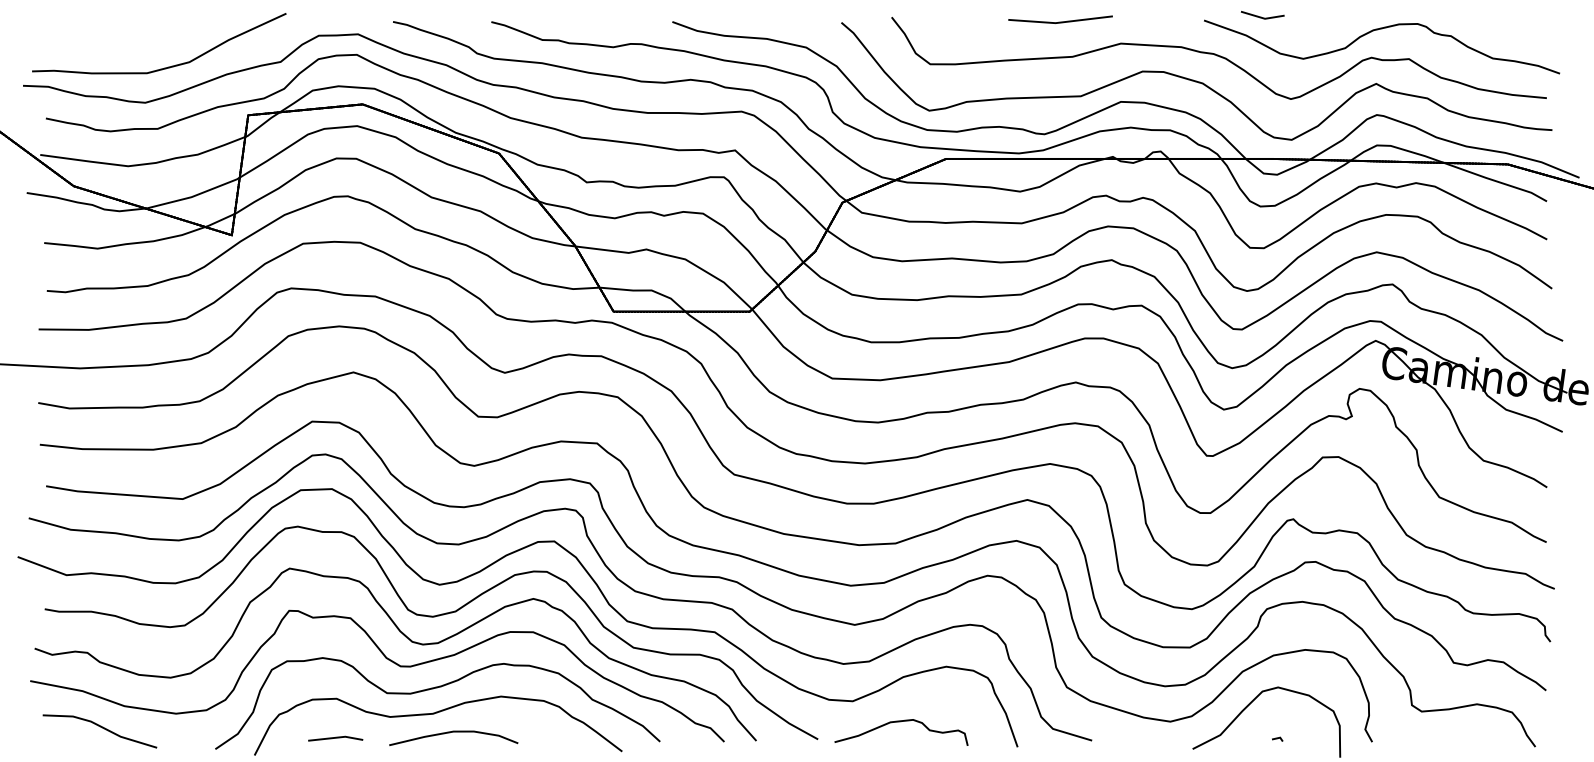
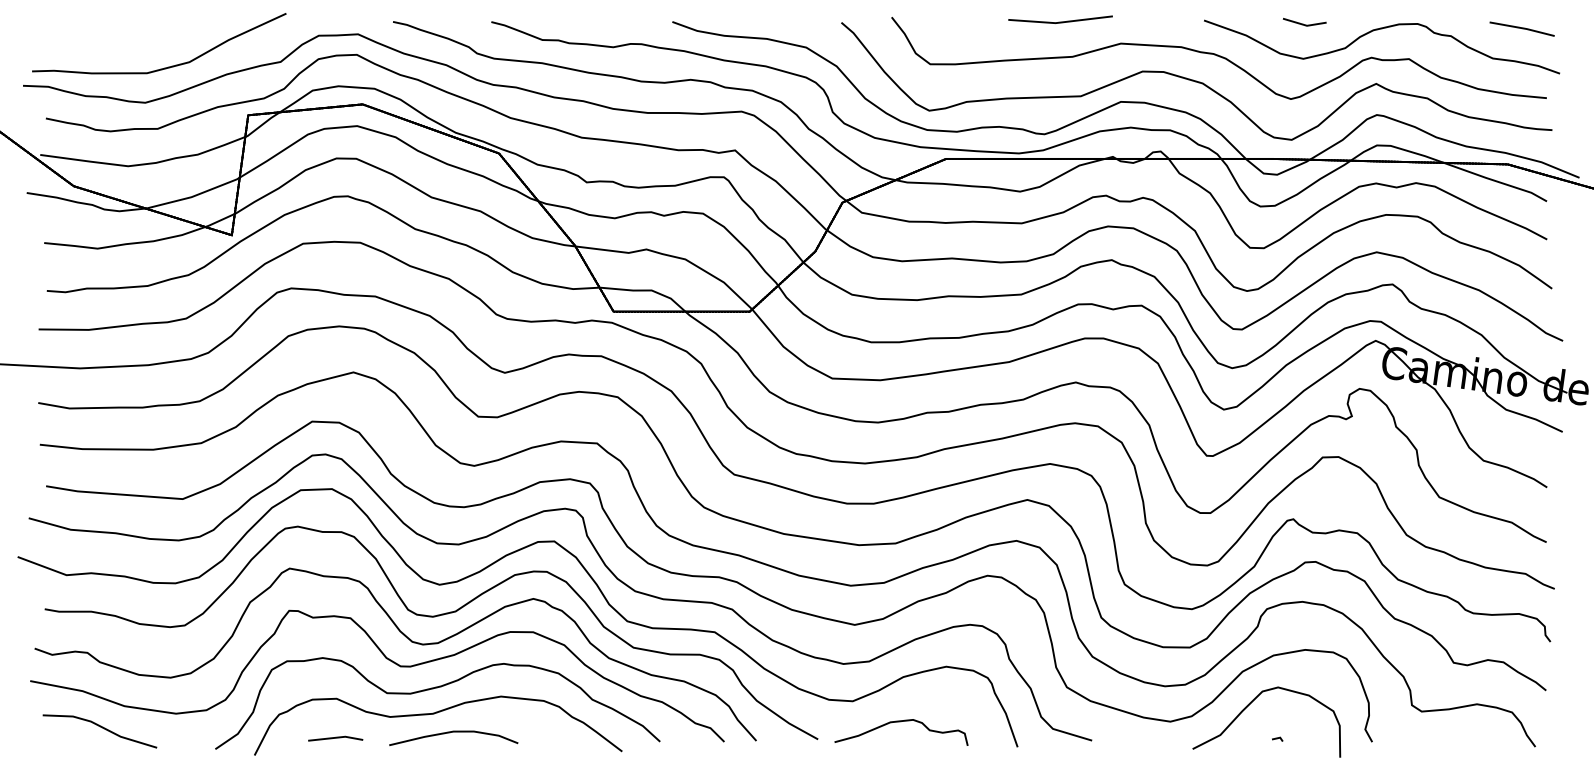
line position: (1261, 16) -> (1303, 23) (1303, 23)
line: none -> present (1521, 28)
